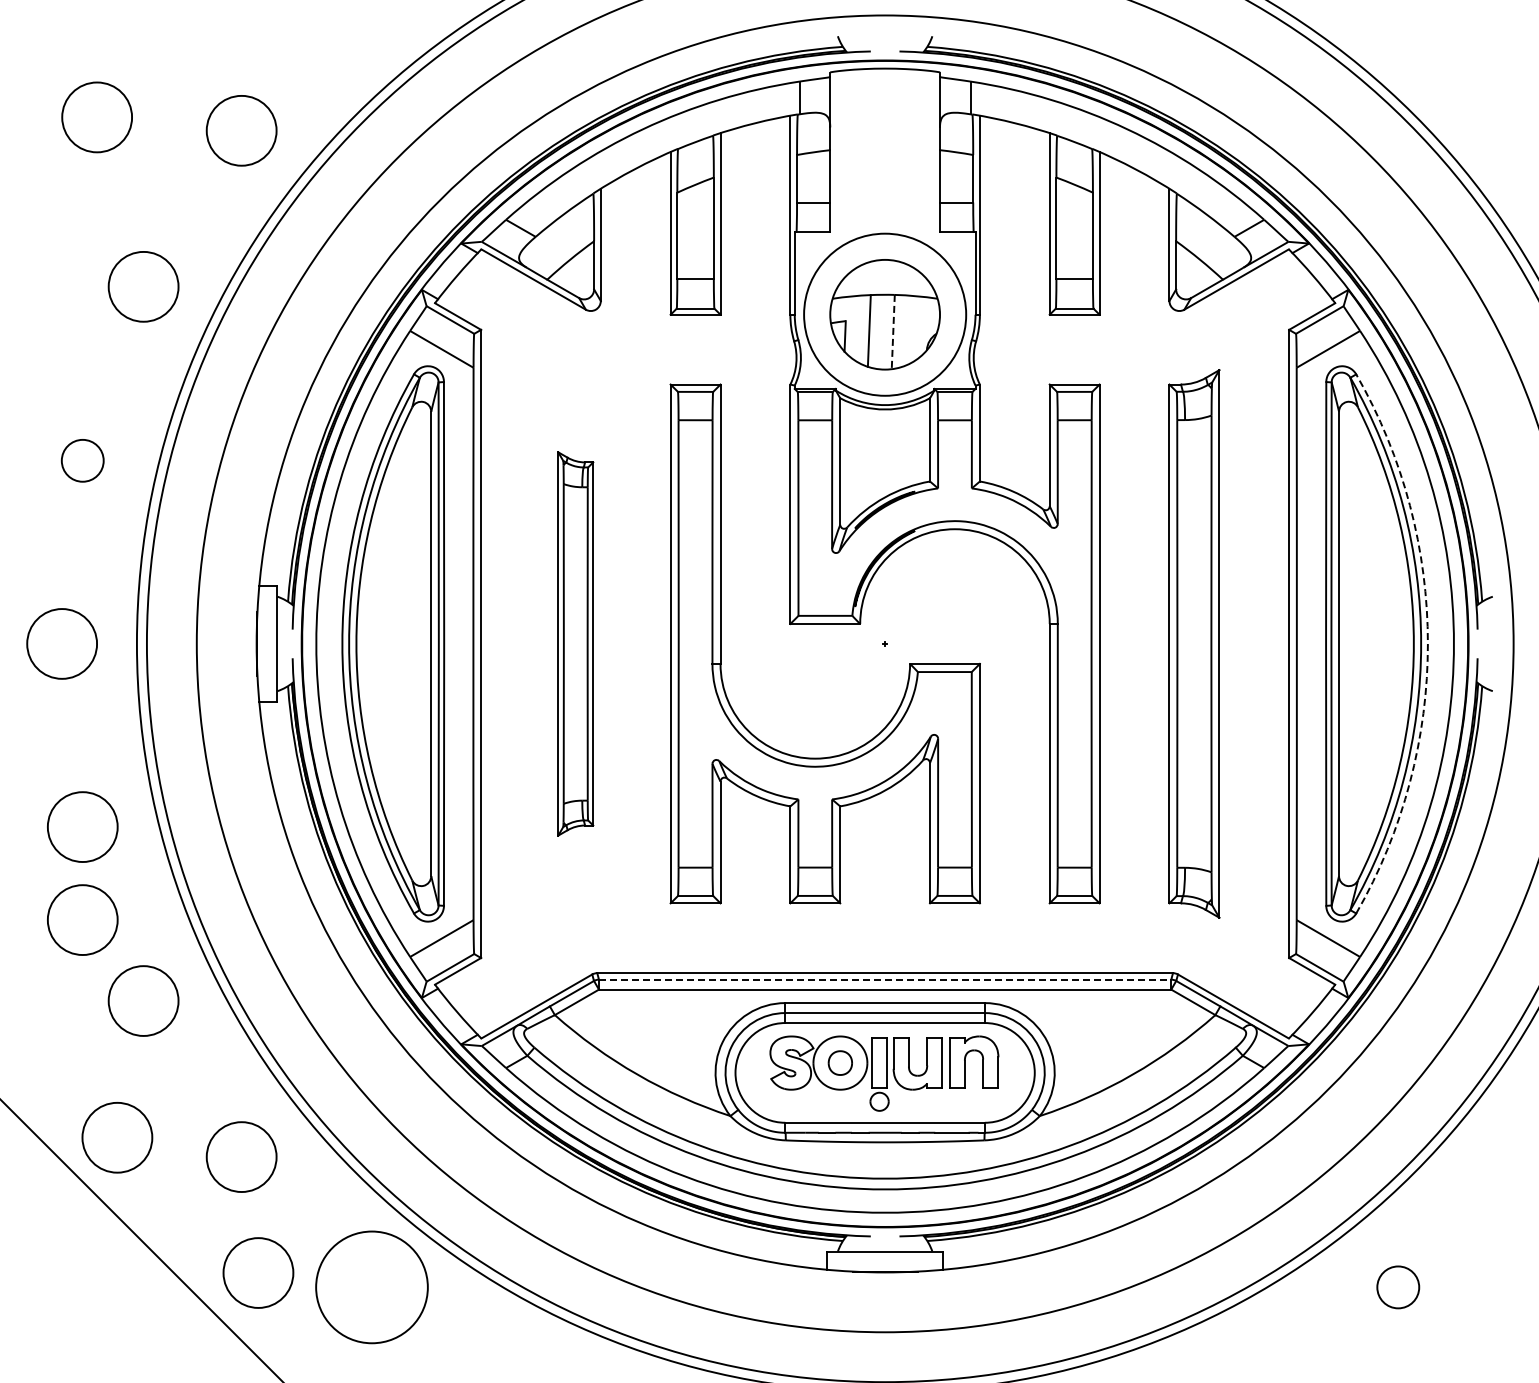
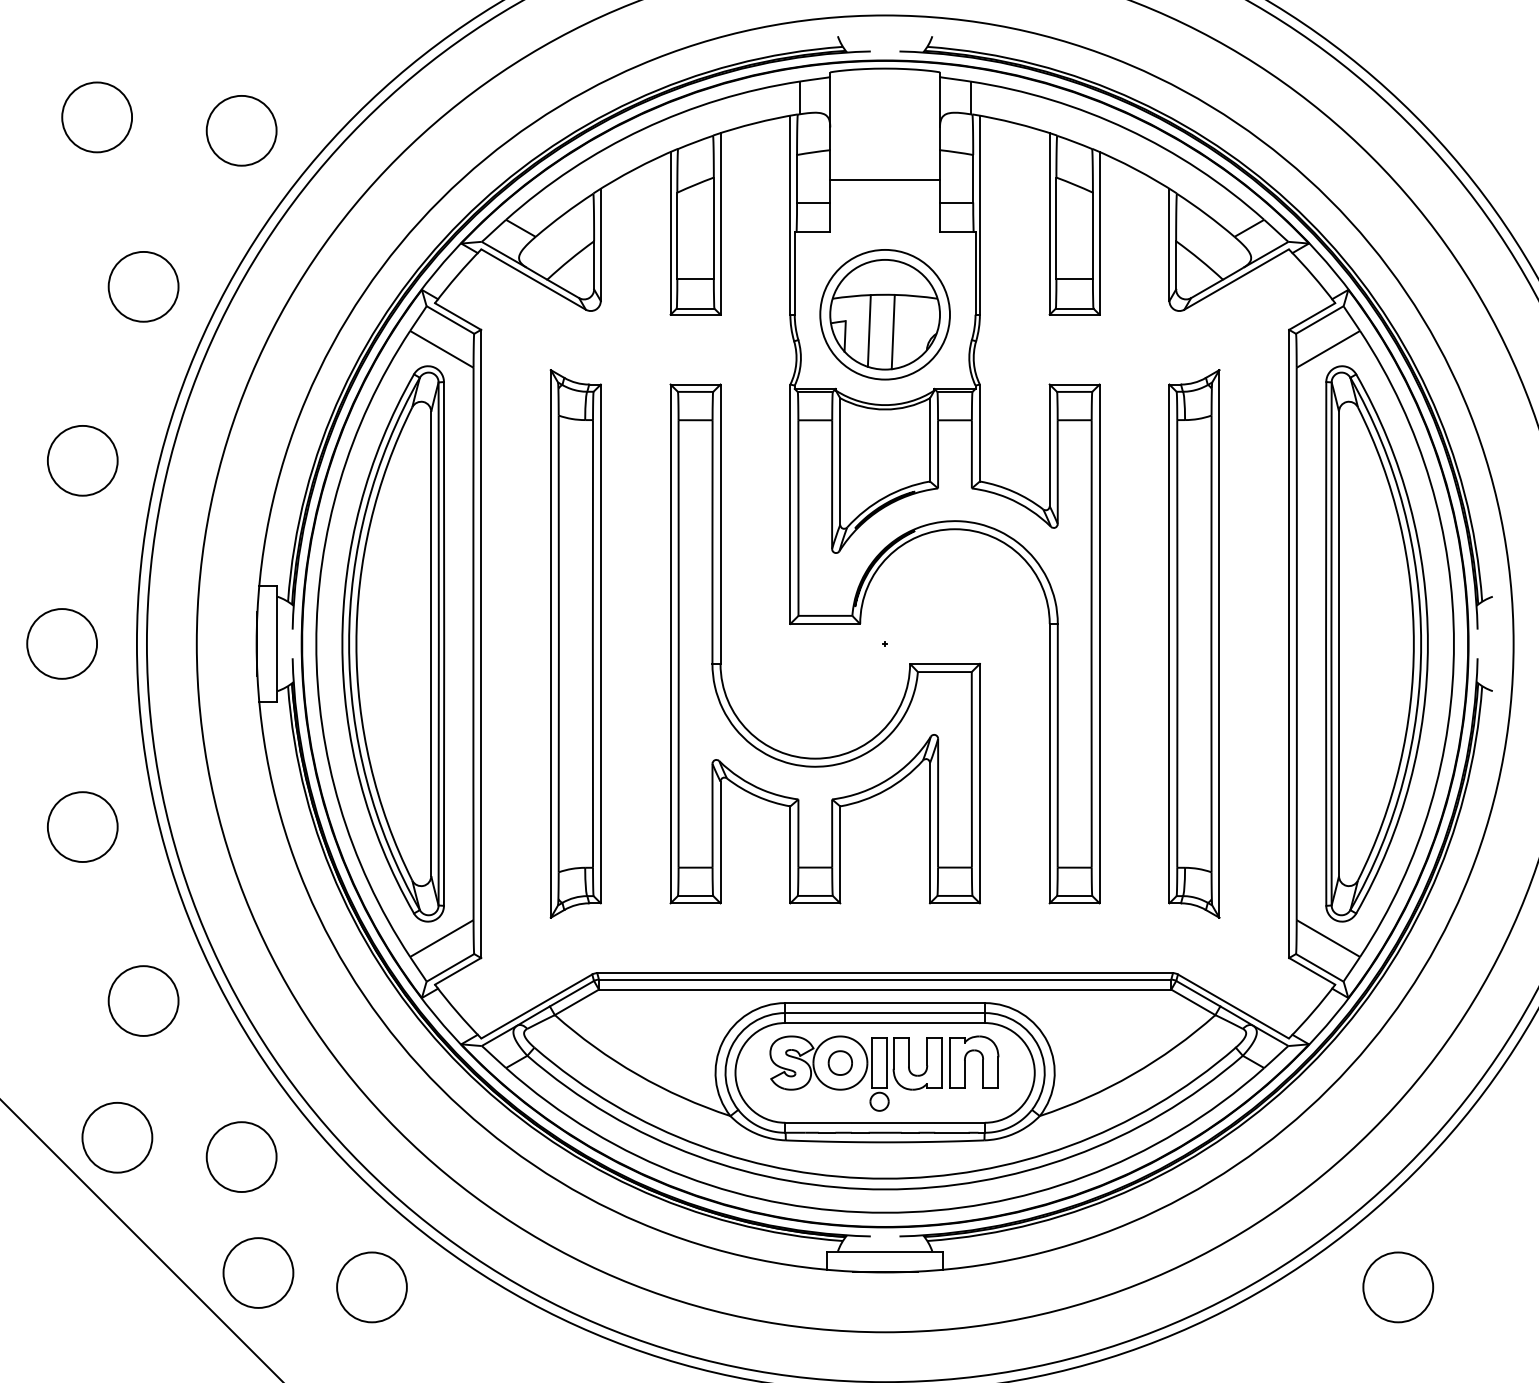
line: none -> present (885, 180)
circle diameter: 162 px -> 130 px (884, 314)
line: dashed -> solid (893, 332)
circle diameter: 42 px -> 70 px (82, 460)
part size: 38x386 px -> 53x550 px (575, 643)
arc: dashed -> solid (1427, 643)
circle: present -> none (82, 919)
line: dashed -> solid (885, 979)
circle diameter: 112 px -> 70 px (371, 1287)
circle diameter: 42 px -> 70 px (1398, 1287)
